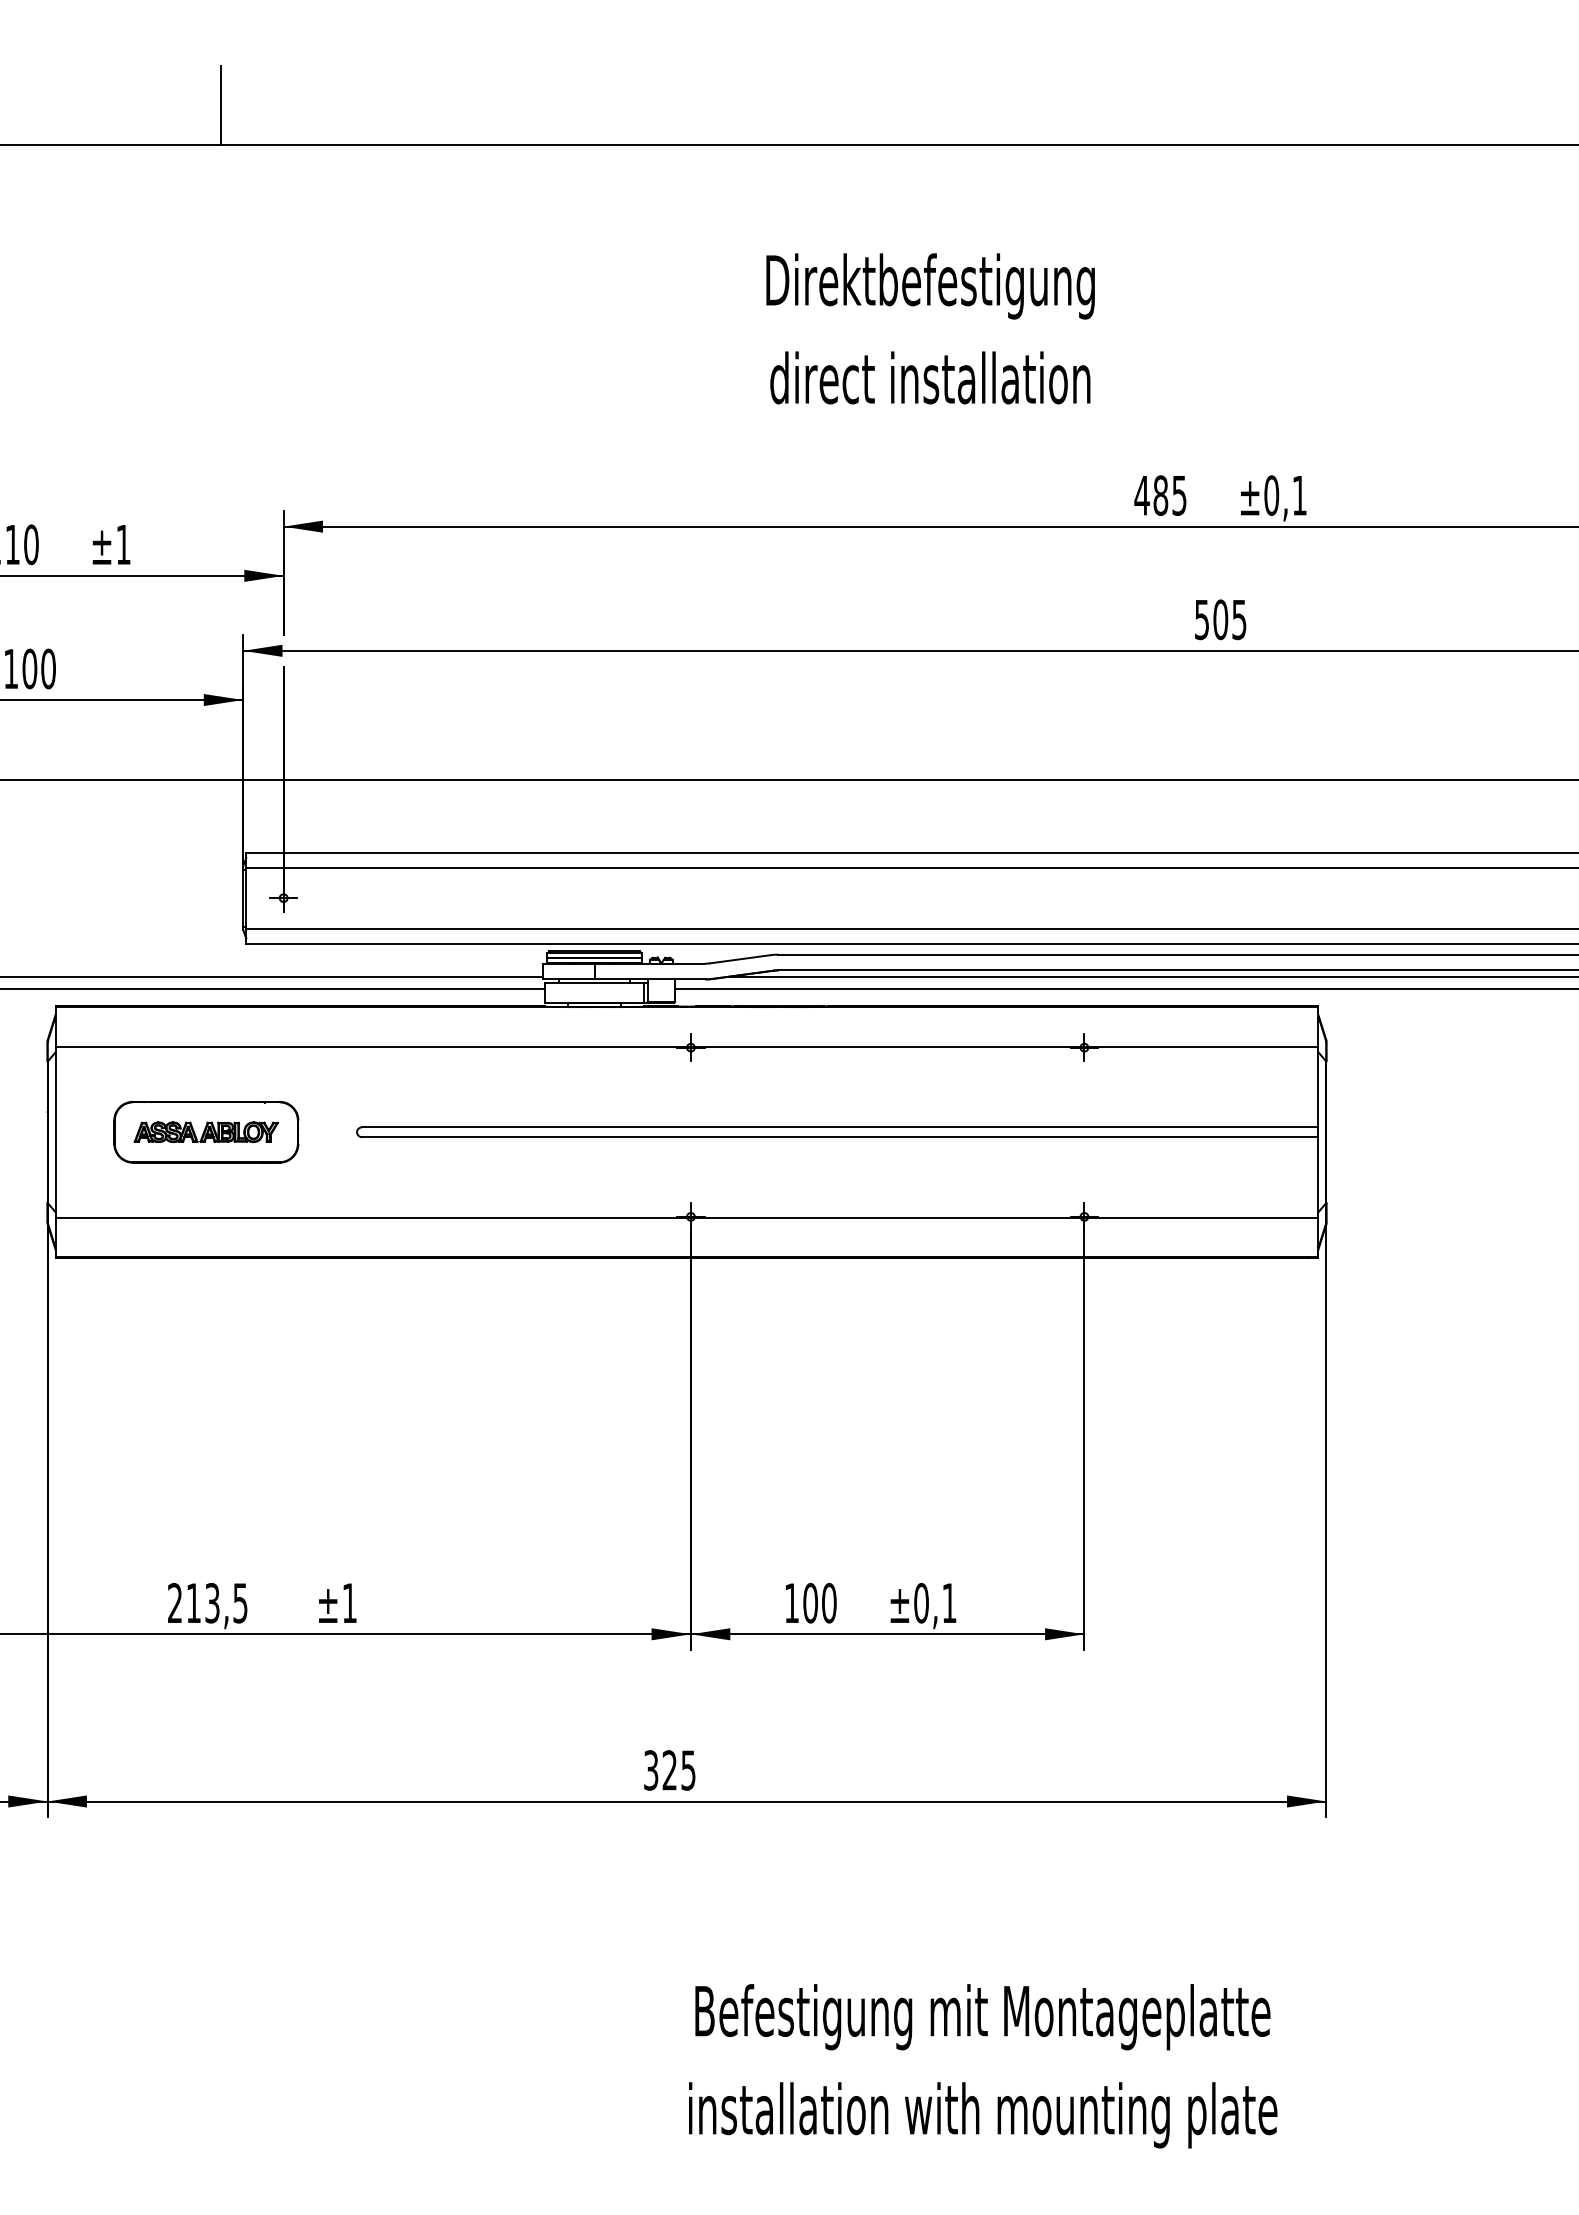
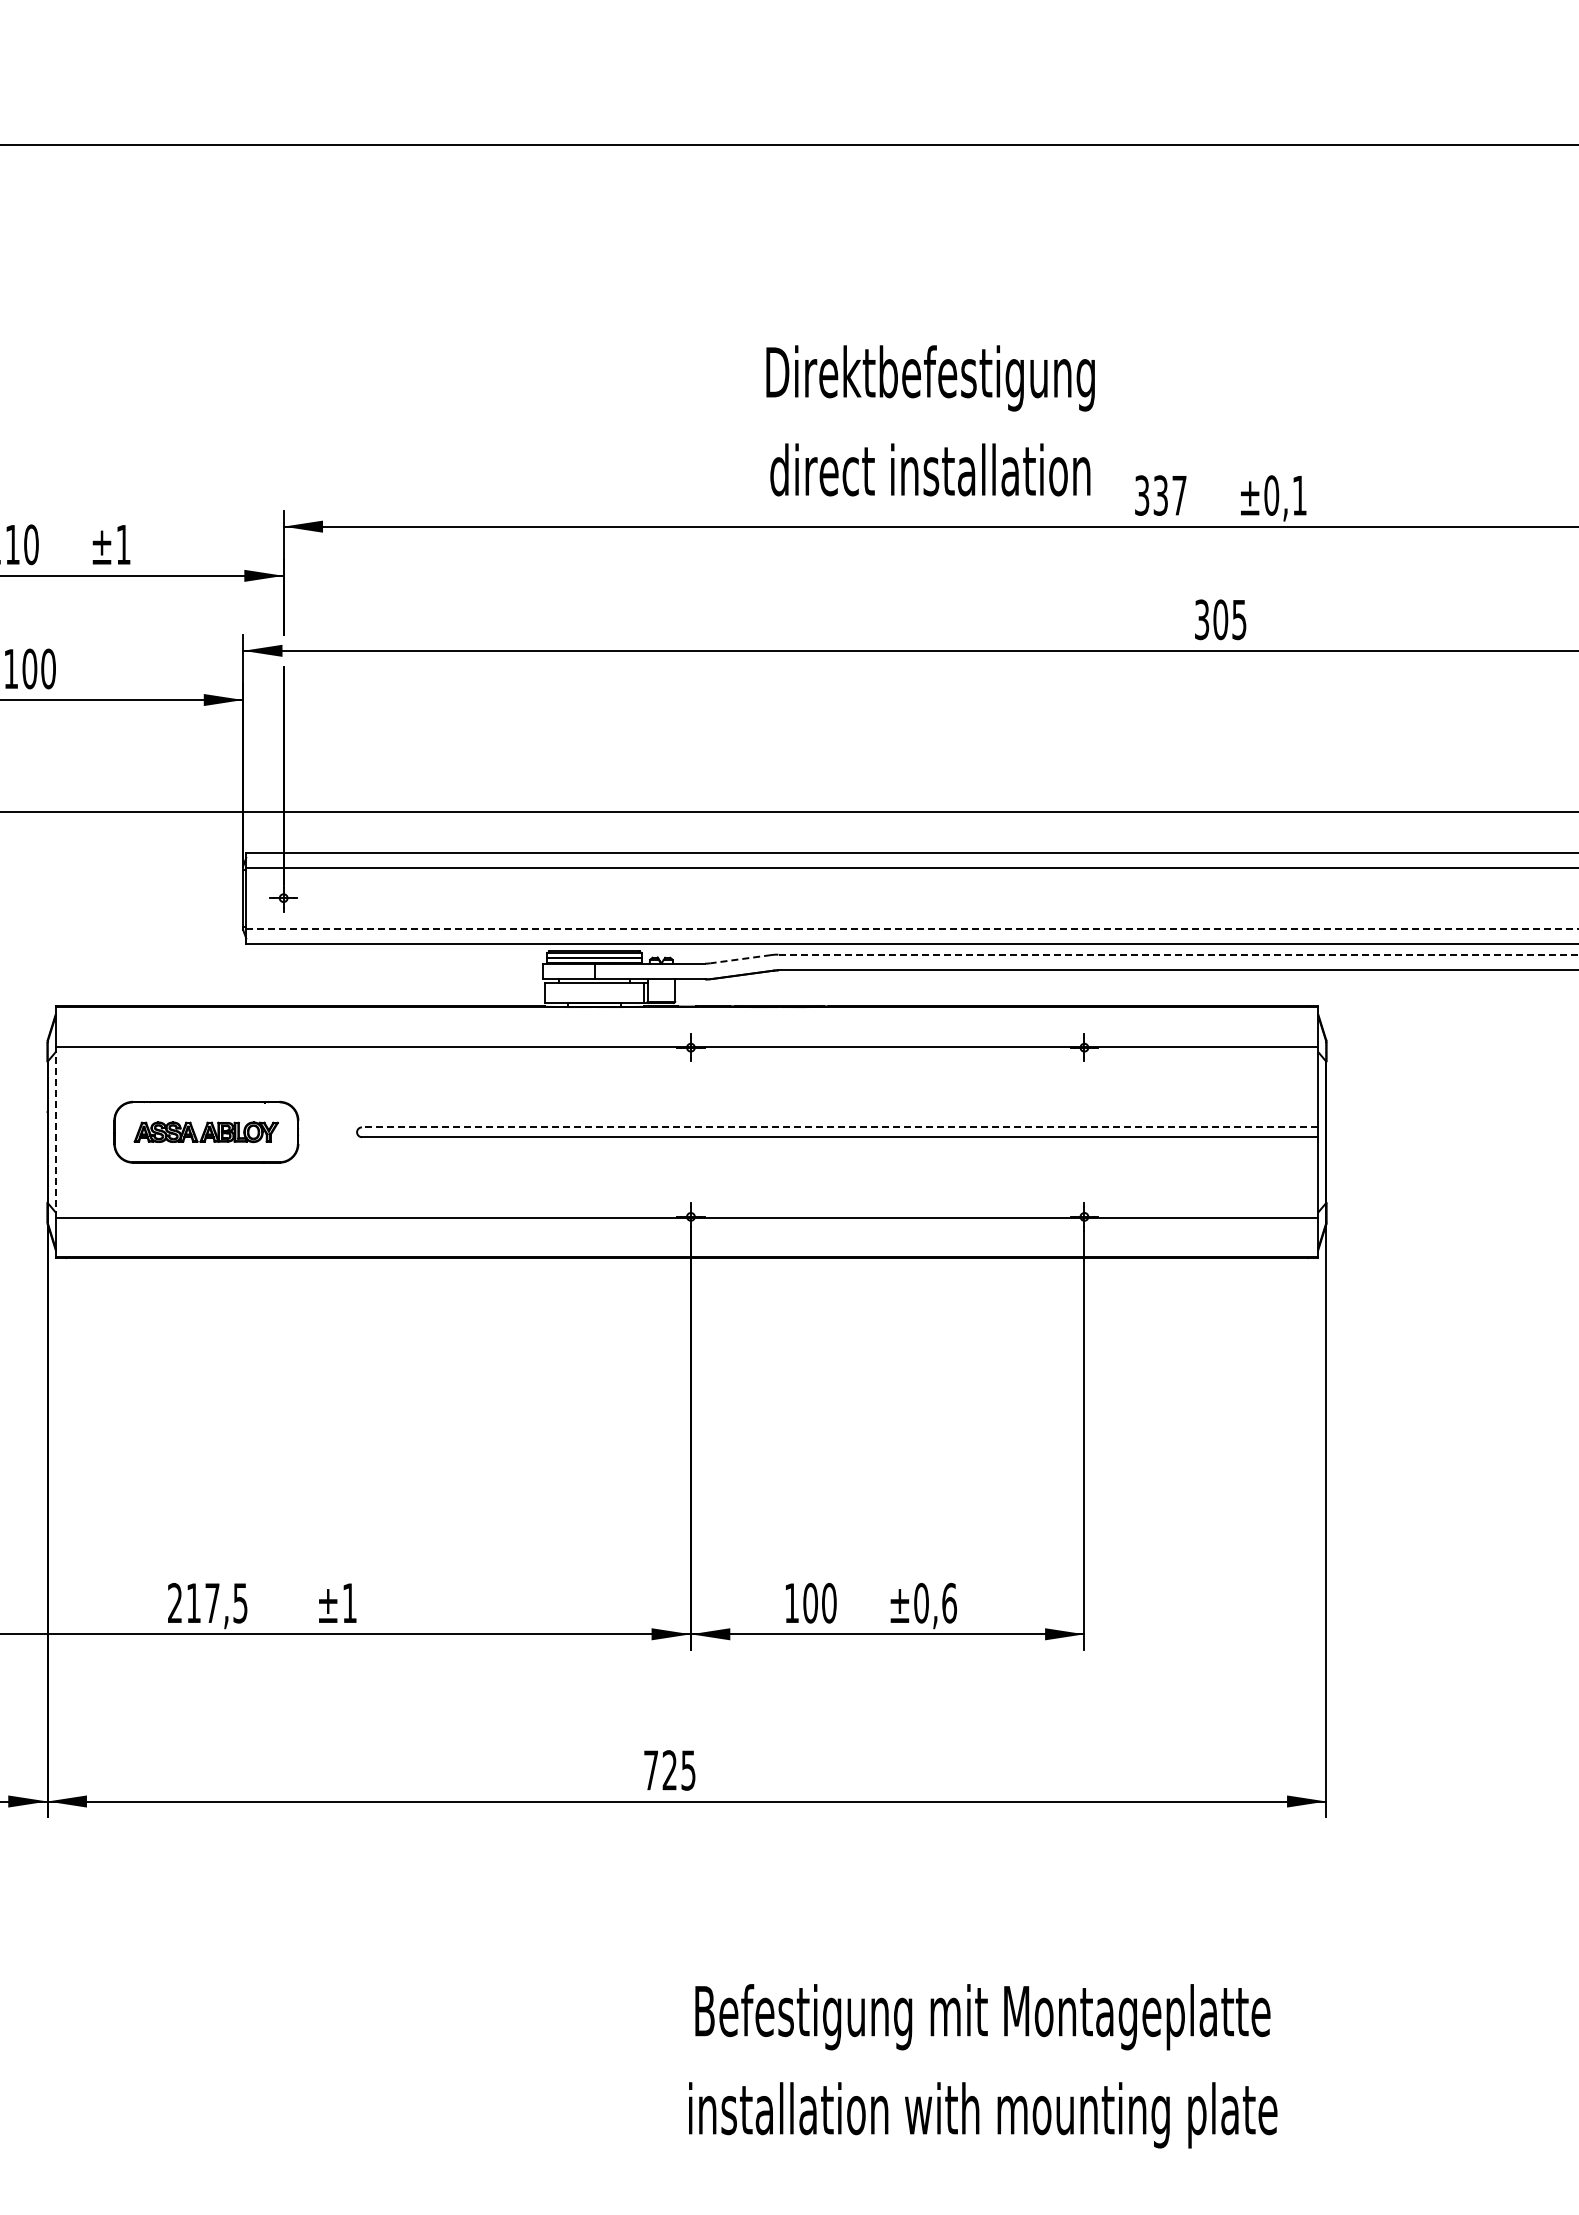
line: present -> none (220, 105)
text position: (930, 328) -> (930, 420) (930, 420)
text: 485 -> 337 (1160, 495)
text: 505 -> 305 (1202, 619)
line position: (788, 780) -> (788, 812) (788, 812)
line: solid -> dashed (913, 928)
line: solid -> dashed (1178, 954)
line: solid -> dashed (740, 959)
line: present -> none (272, 976)
line: present -> none (1151, 976)
line: present -> none (273, 988)
line: present -> none (1125, 988)
line: solid -> dashed (839, 1127)
line: solid -> dashed (55, 1132)
text: 213,5 -> 217,5 (212, 1602)
text: ±0,1 -> ±0,6 (949, 1602)
text: 325 -> 725 (651, 1770)
